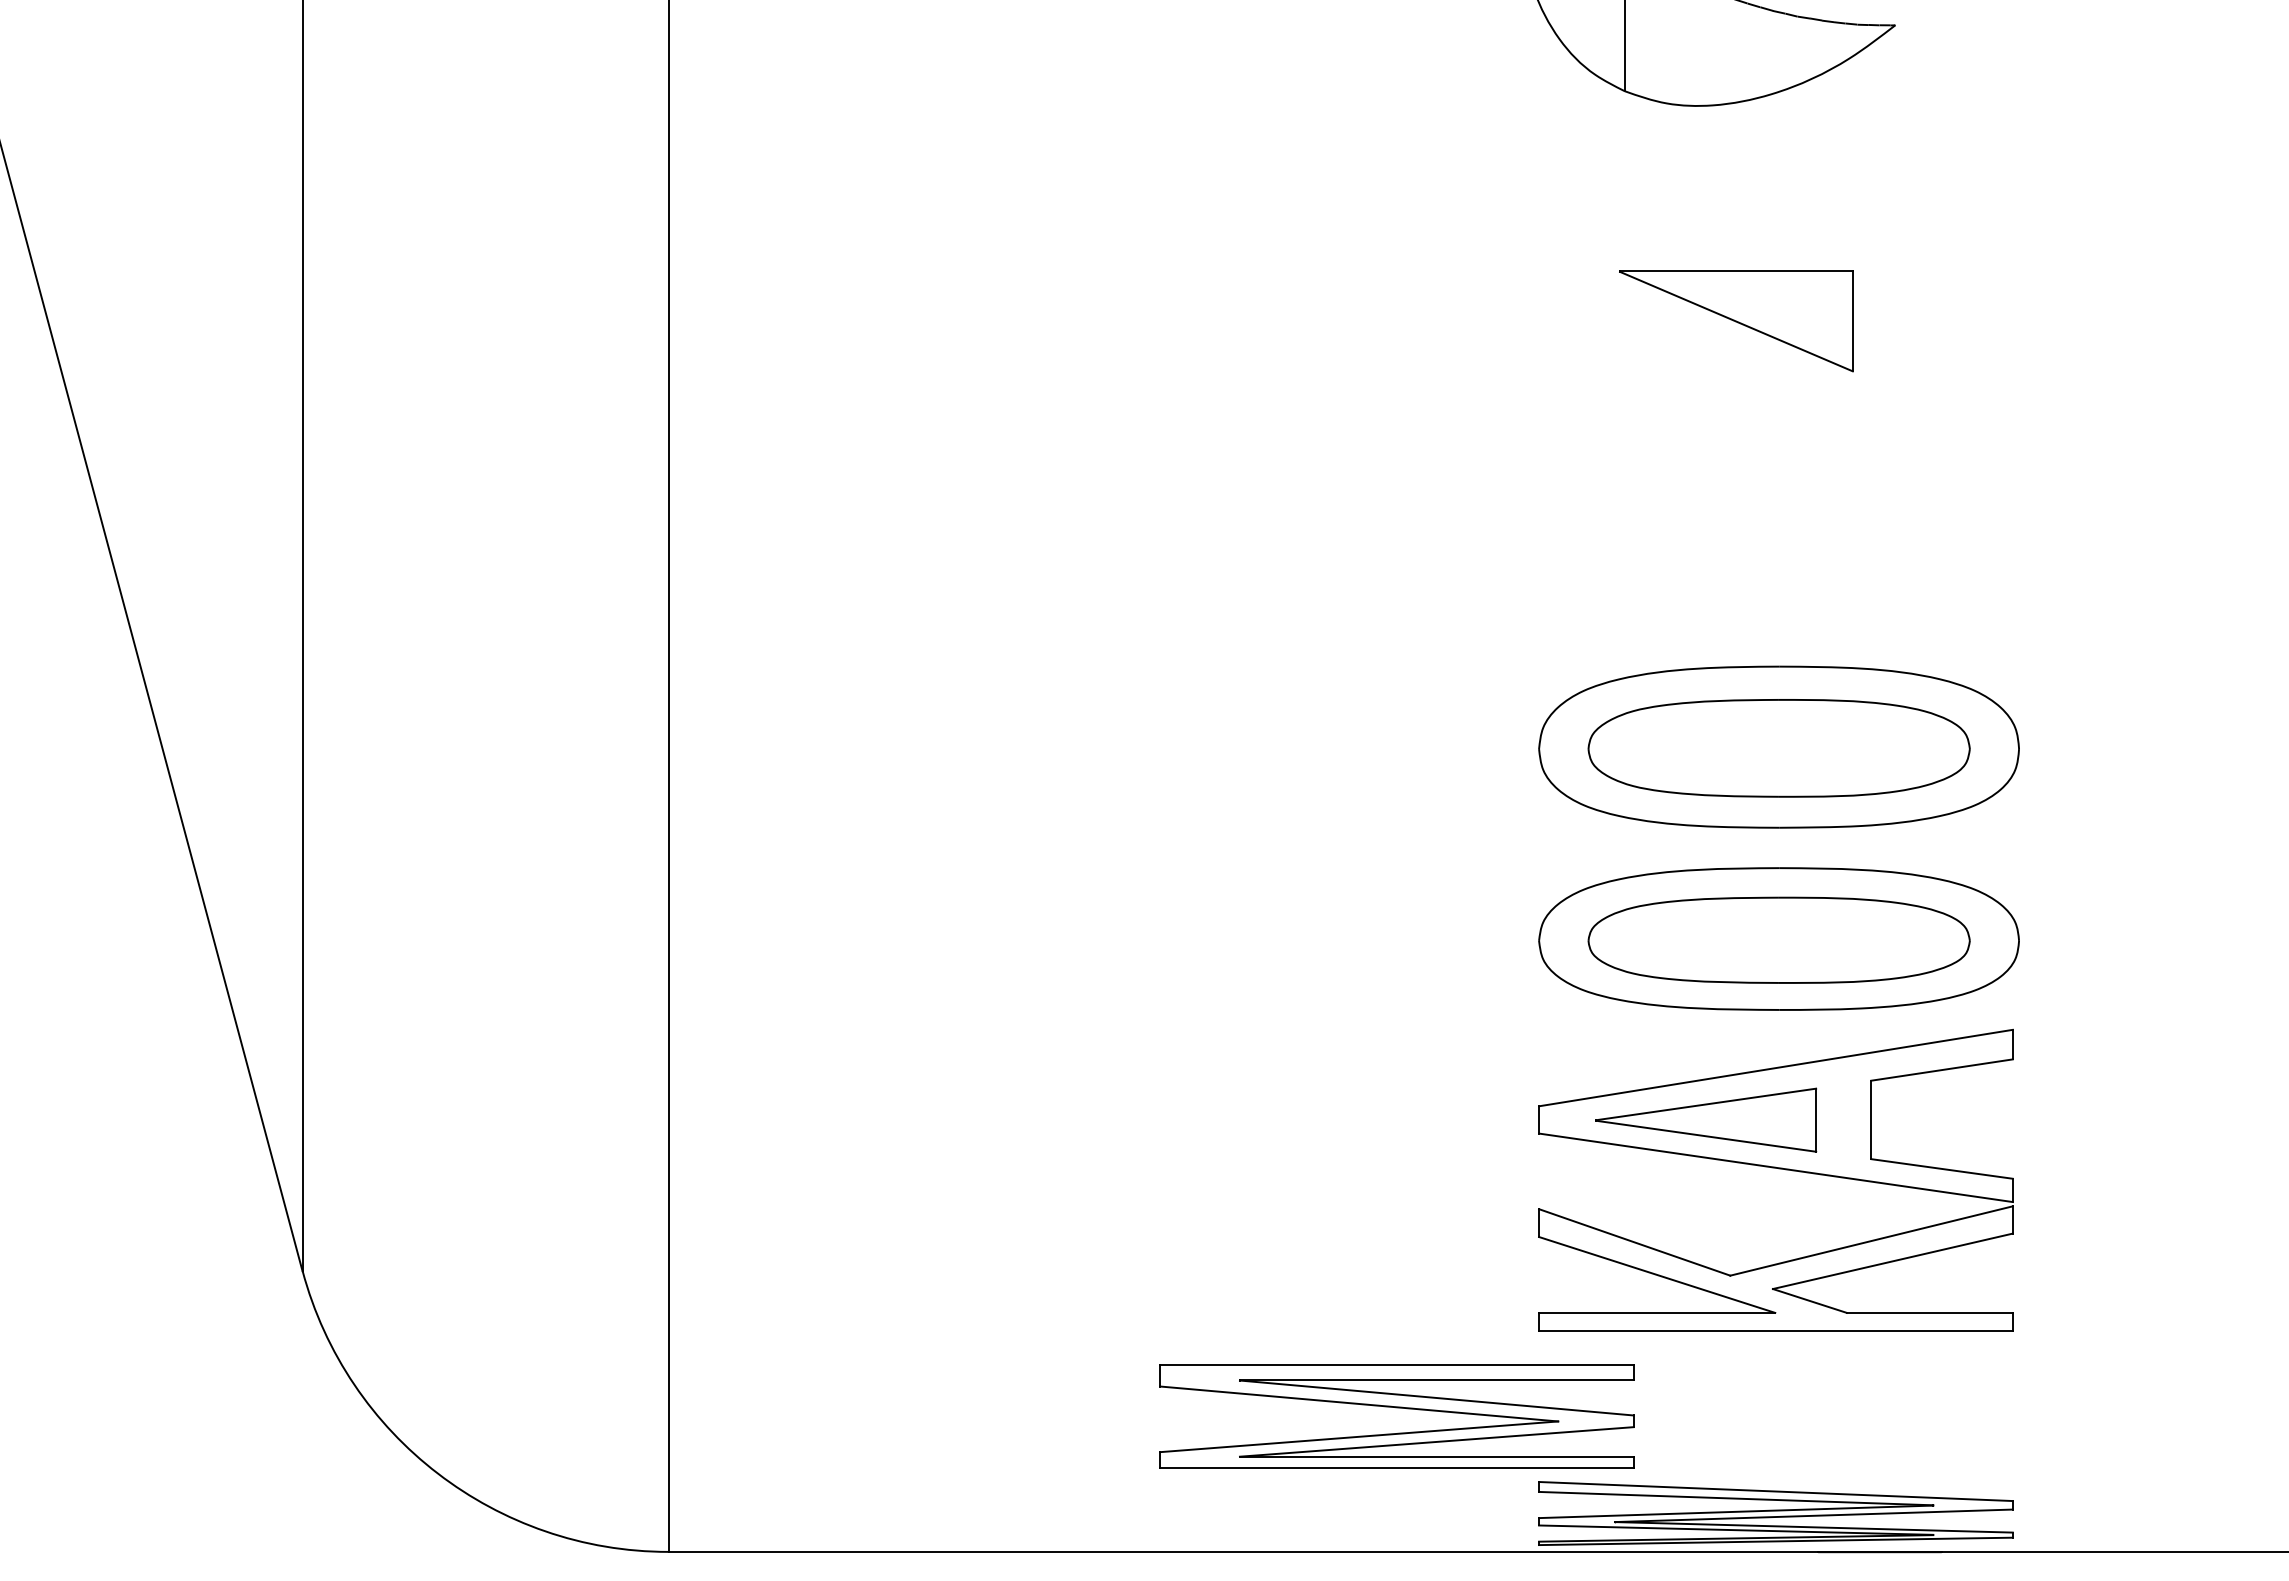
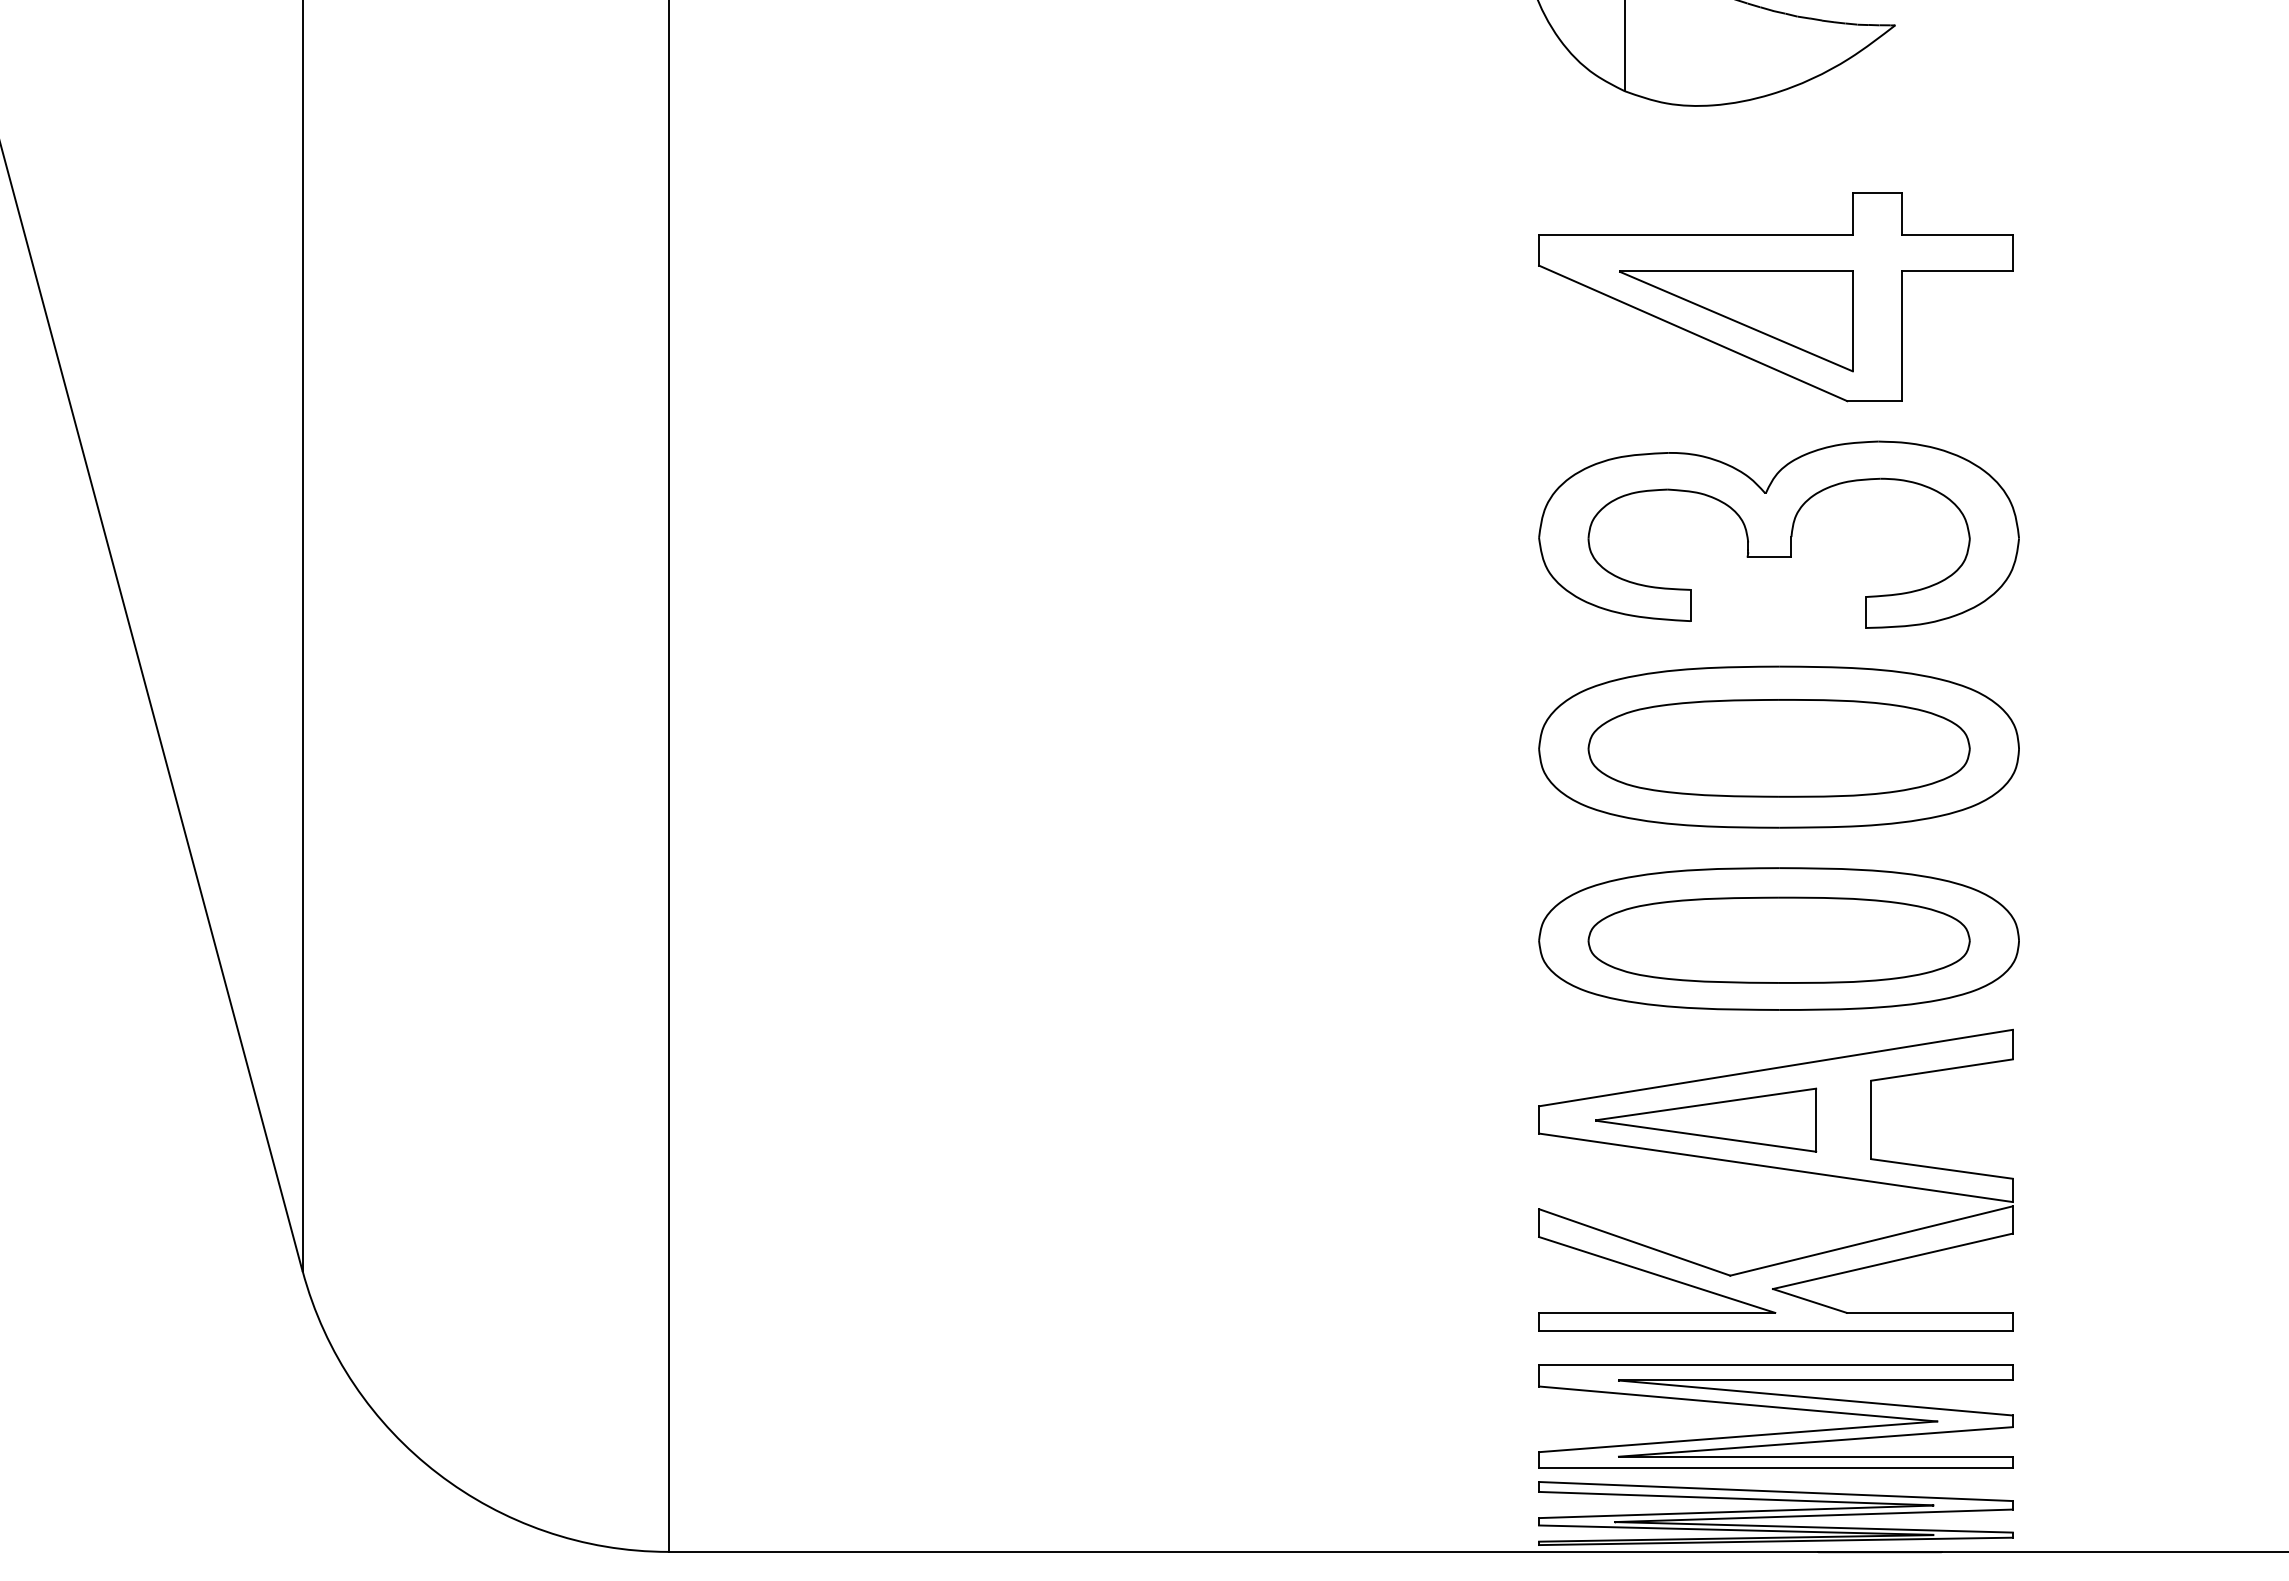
part: none -> present (1775, 297)
part: none -> present (1778, 534)
part position: (1396, 1408) -> (1775, 1408) (1775, 1408)
